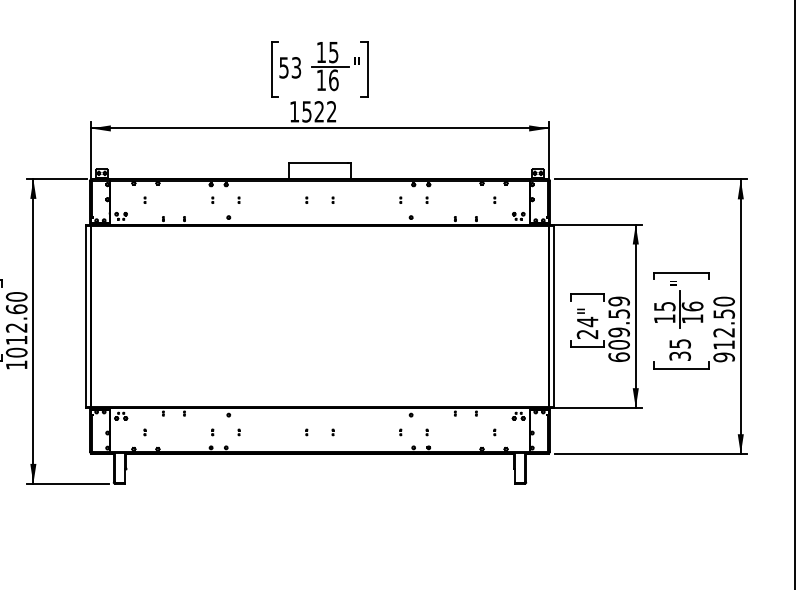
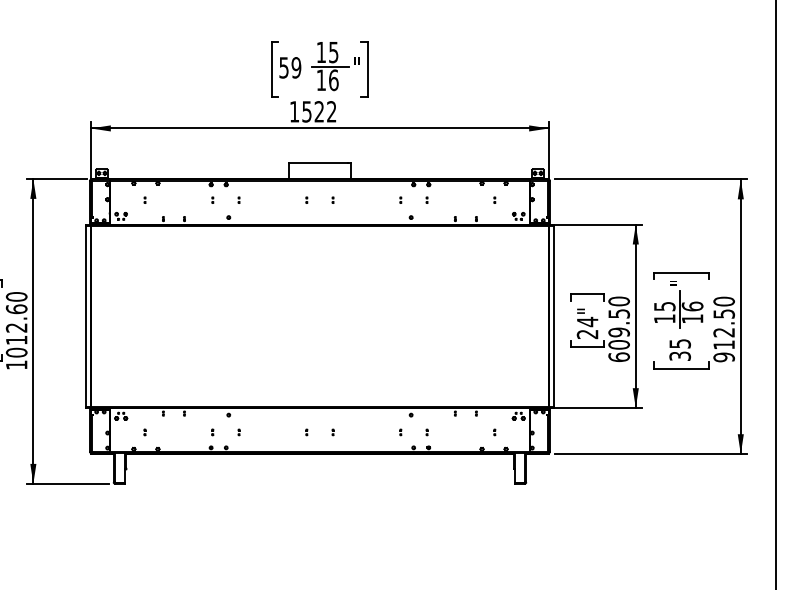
text: 53 -> 59 (296, 67)
line position: (795, 294) -> (776, 294) (776, 294)
text: 609.59 -> 609.50 (618, 301)
